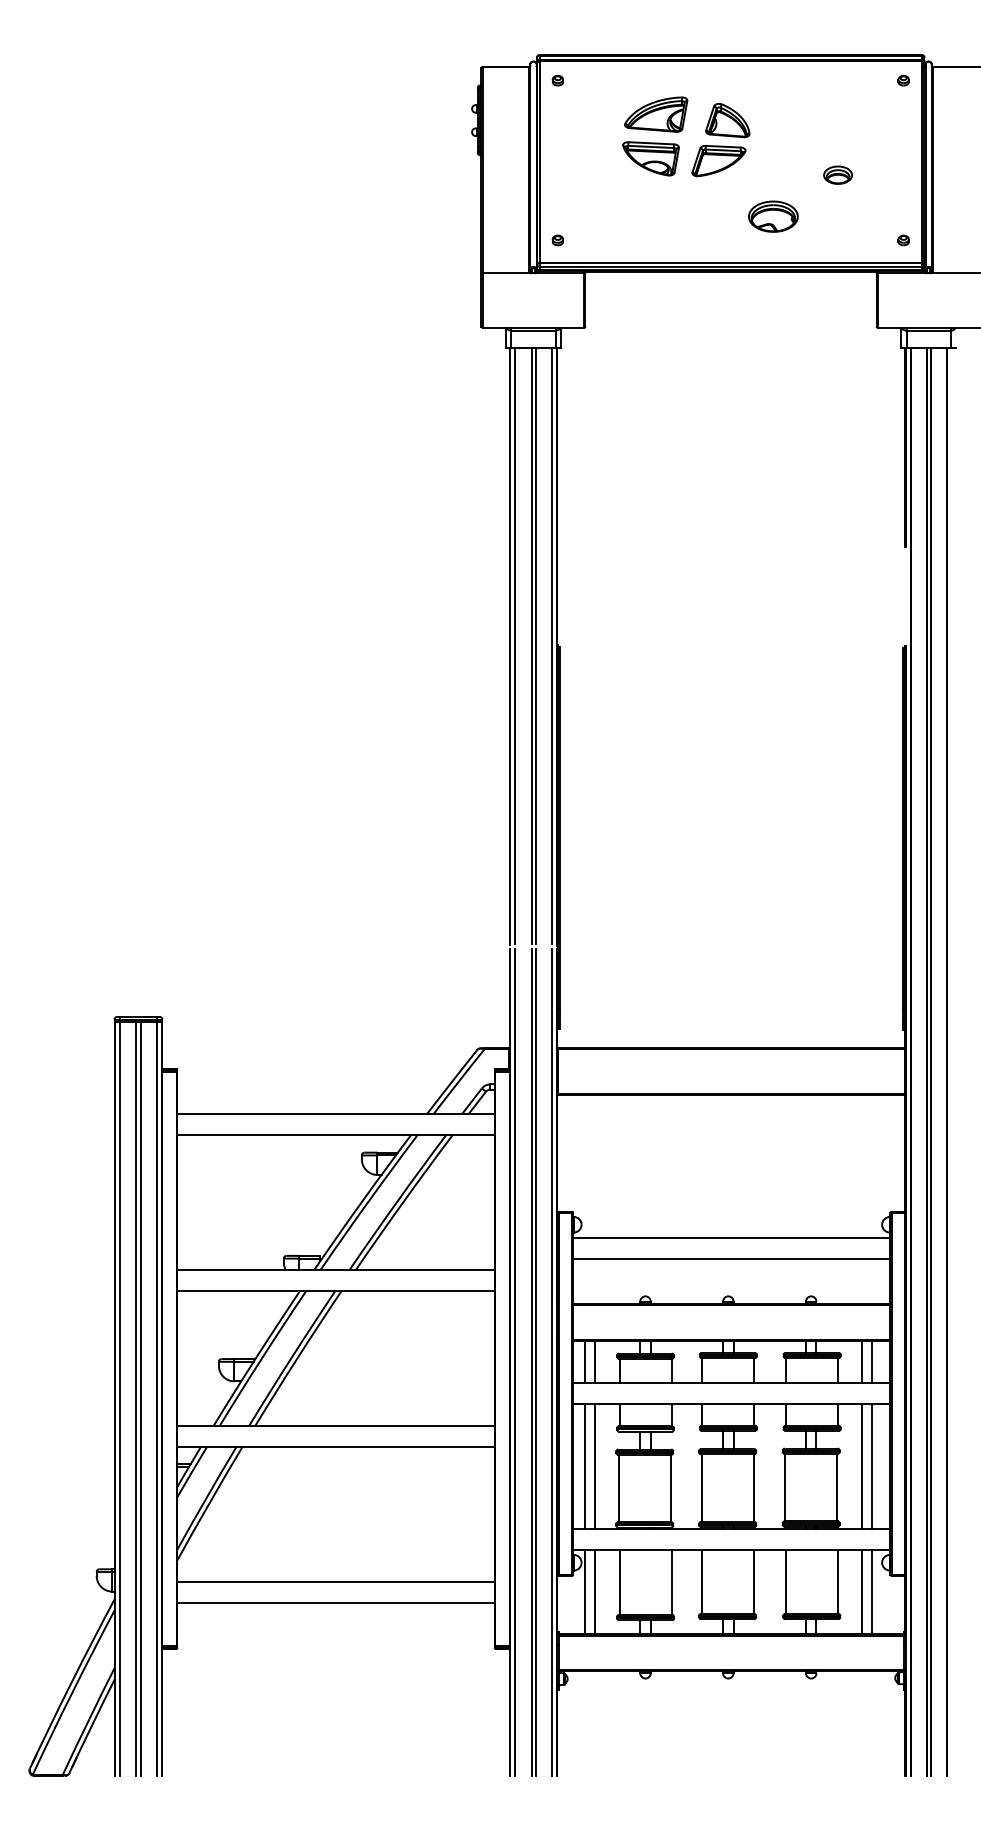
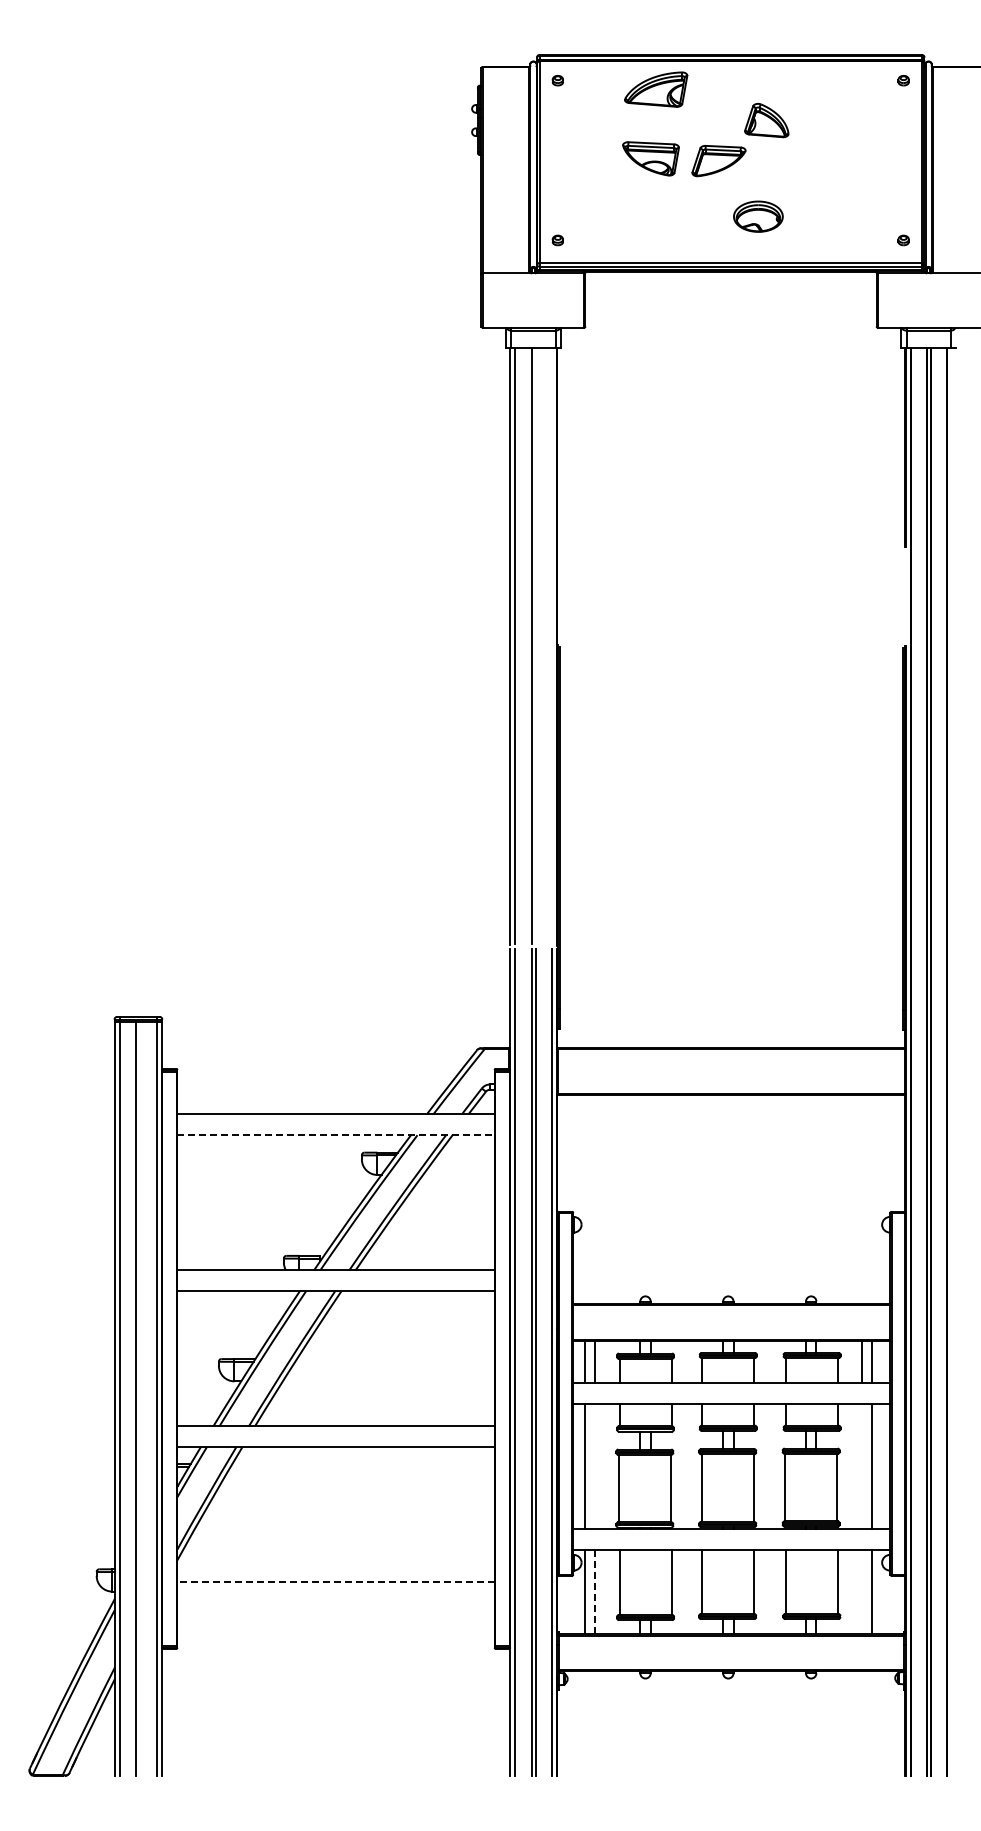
part position: (656, 114) -> (656, 89) (656, 89)
part position: (727, 120) -> (766, 120) (766, 120)
part: present -> none (837, 174)
part position: (773, 216) -> (758, 216) (758, 216)
line: present -> none (535, 646)
line: present -> none (551, 646)
line: solid -> dashed (336, 1135)
line: present -> none (731, 1237)
line: present -> none (731, 1258)
line: present -> none (140, 1399)
line: present -> none (595, 1466)
line: present -> none (861, 1466)
line: solid -> dashed (336, 1582)
line: solid -> dashed (595, 1591)
line: present -> none (861, 1591)
line: present -> none (335, 1603)
